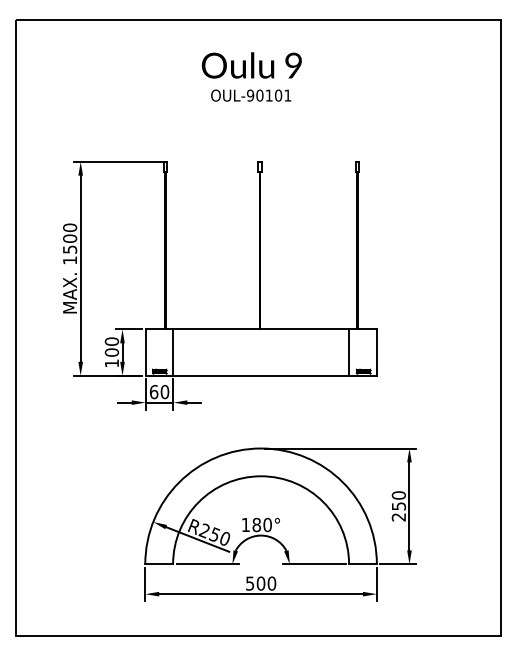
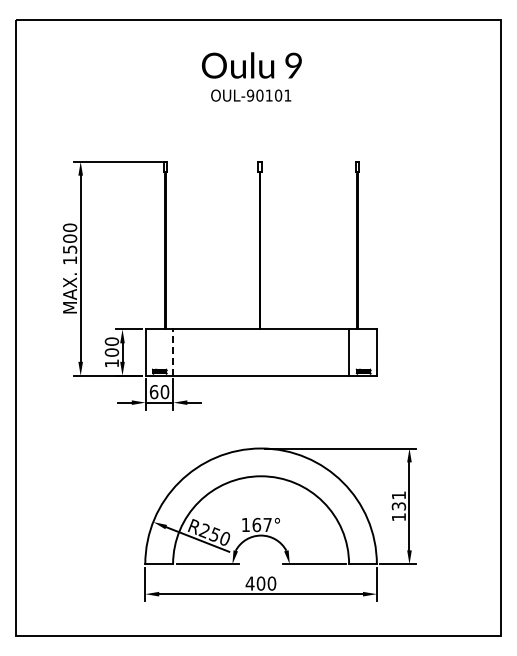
line: solid -> dashed (173, 352)
text: 250 -> 131 (398, 506)
text: 180° -> 167° (261, 524)
text: 500 -> 400 (249, 583)
